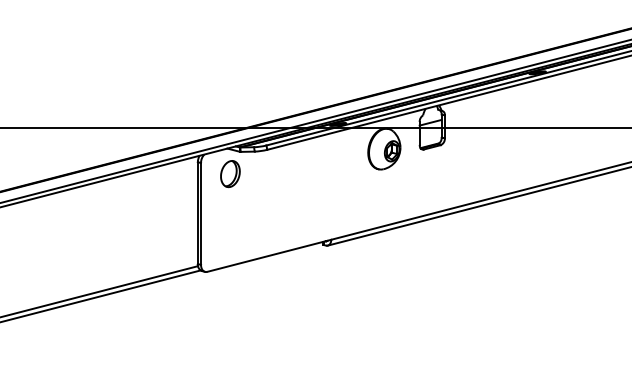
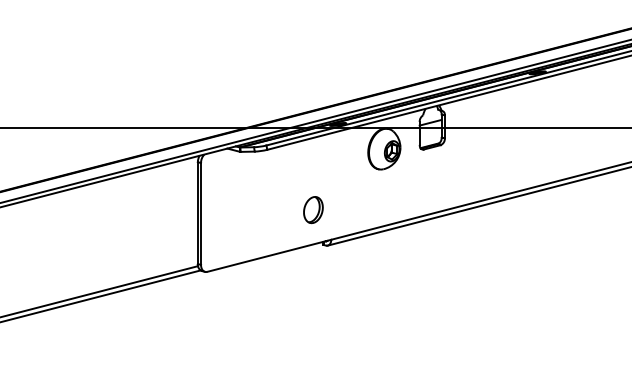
part position: (230, 174) -> (313, 210) (313, 210)
